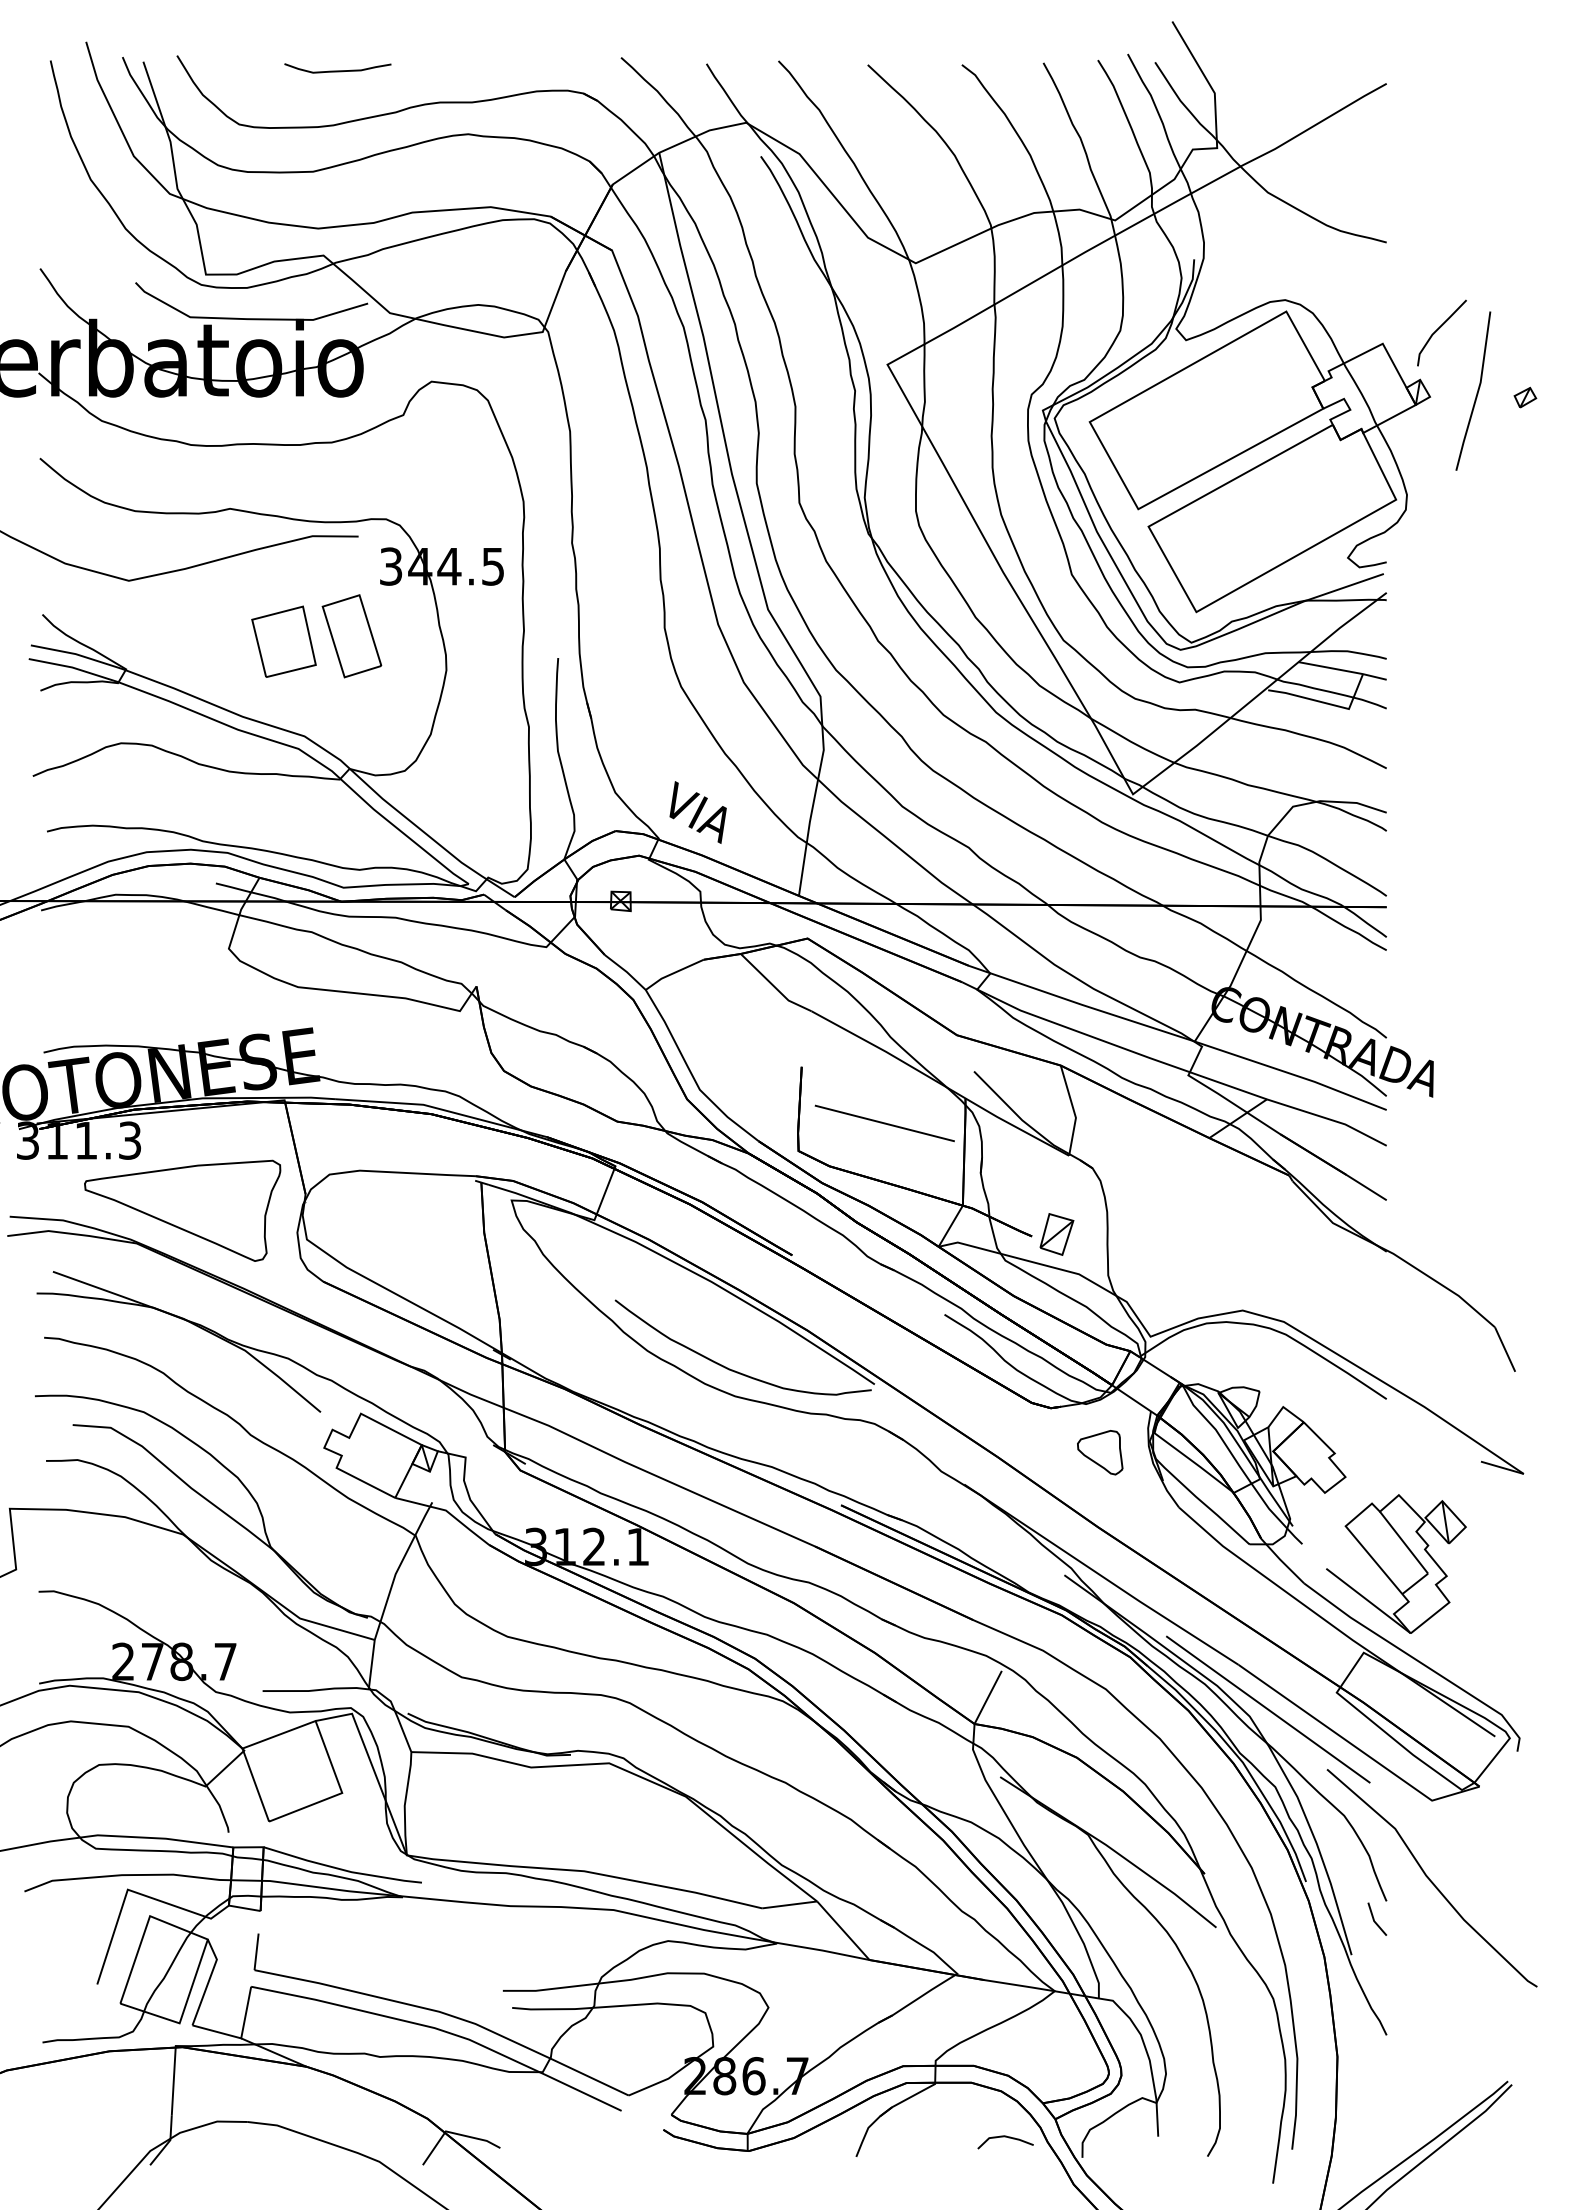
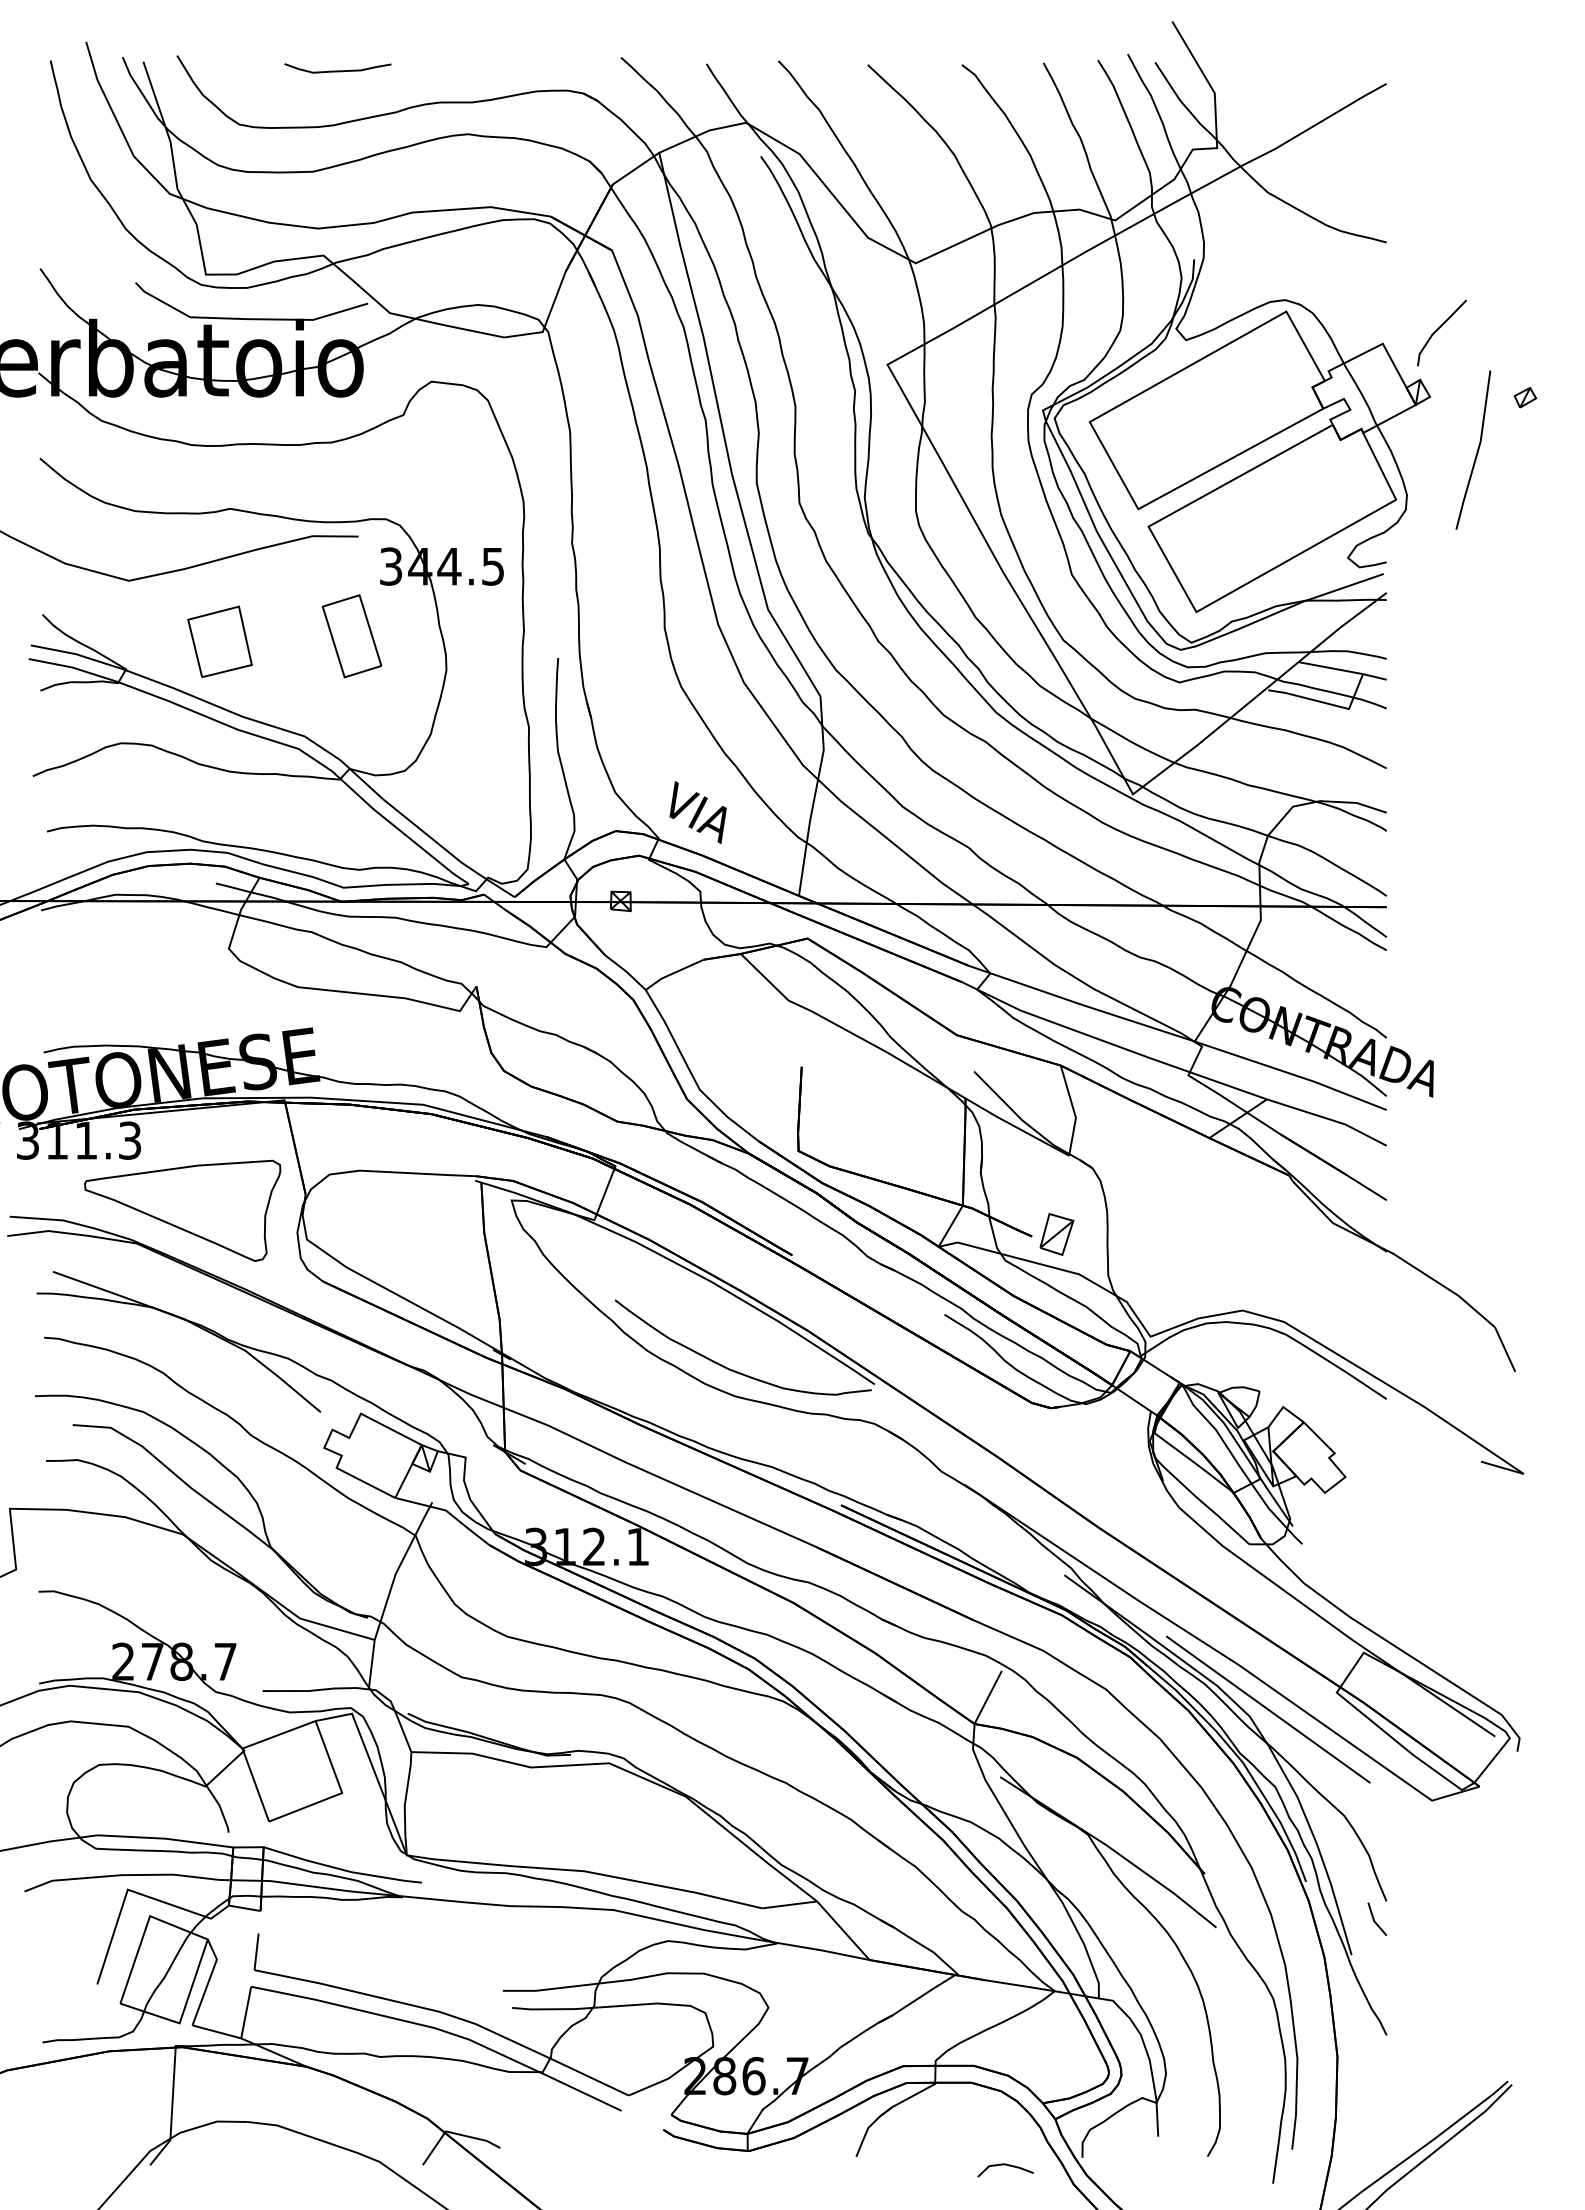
line position: (1476, 392) -> (1476, 451) (1476, 451)
part position: (283, 641) -> (219, 641) (219, 641)
line: present -> none (884, 1123)
part: present -> none (1100, 1452)
part: present -> none (1396, 1563)
curve: present -> none (1430, 1879)
line position: (1005, 2137) -> (1005, 2165) (1005, 2165)
